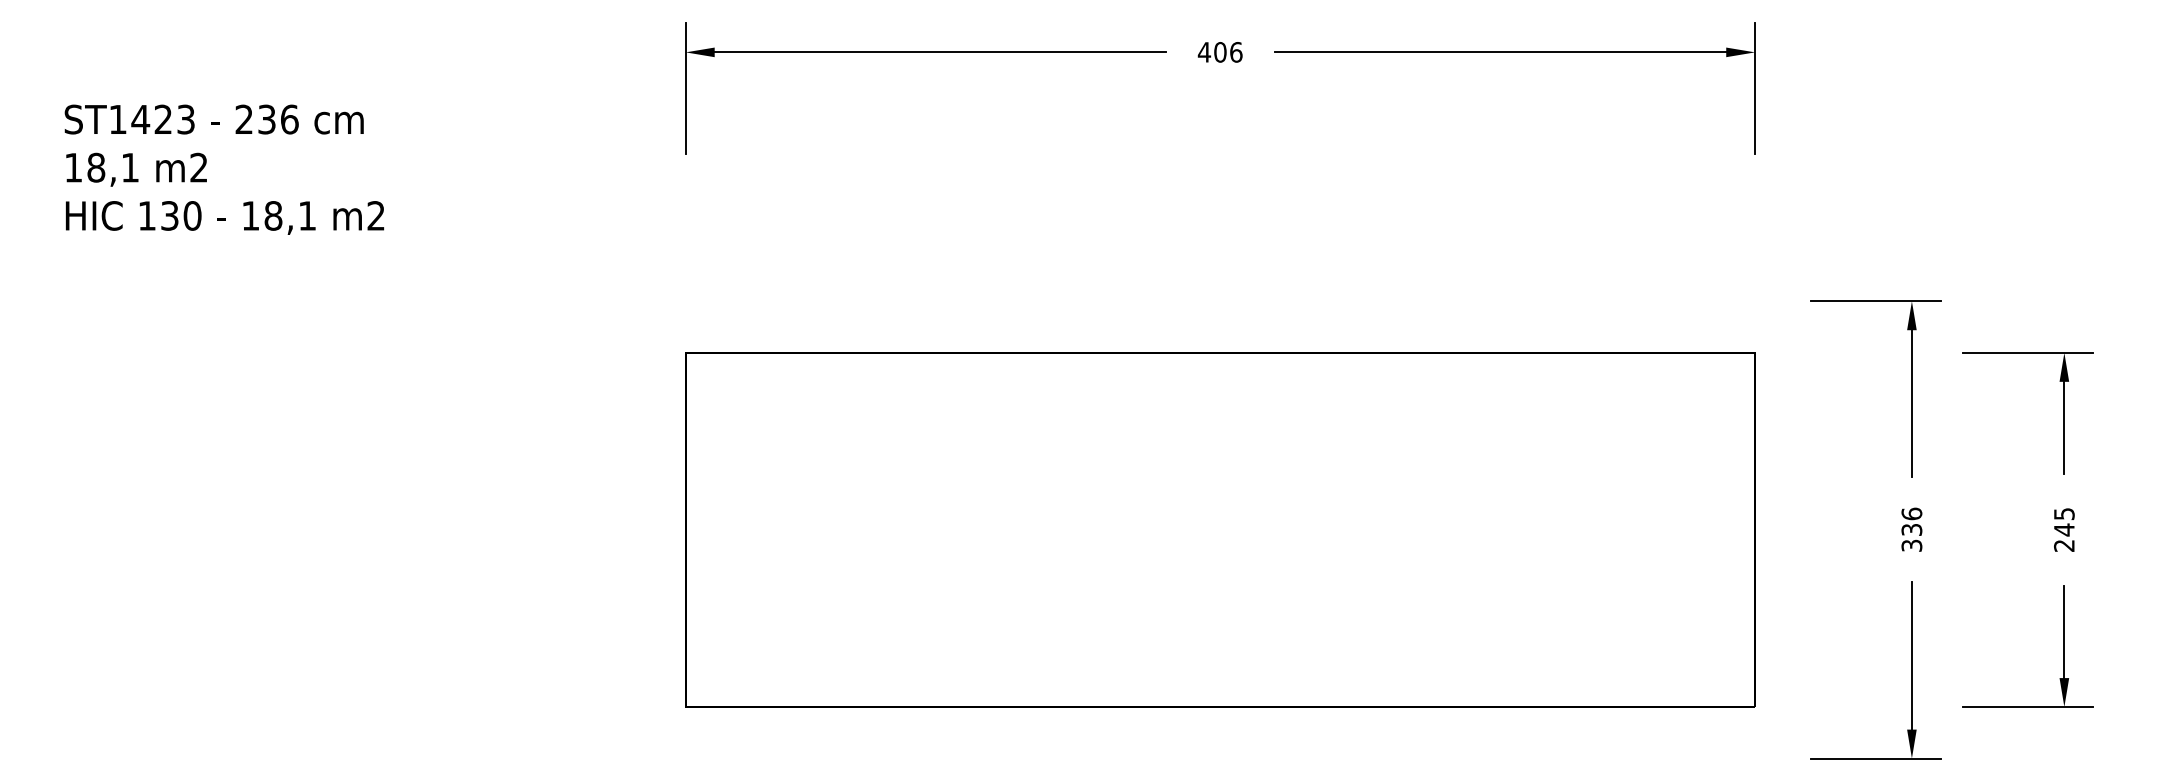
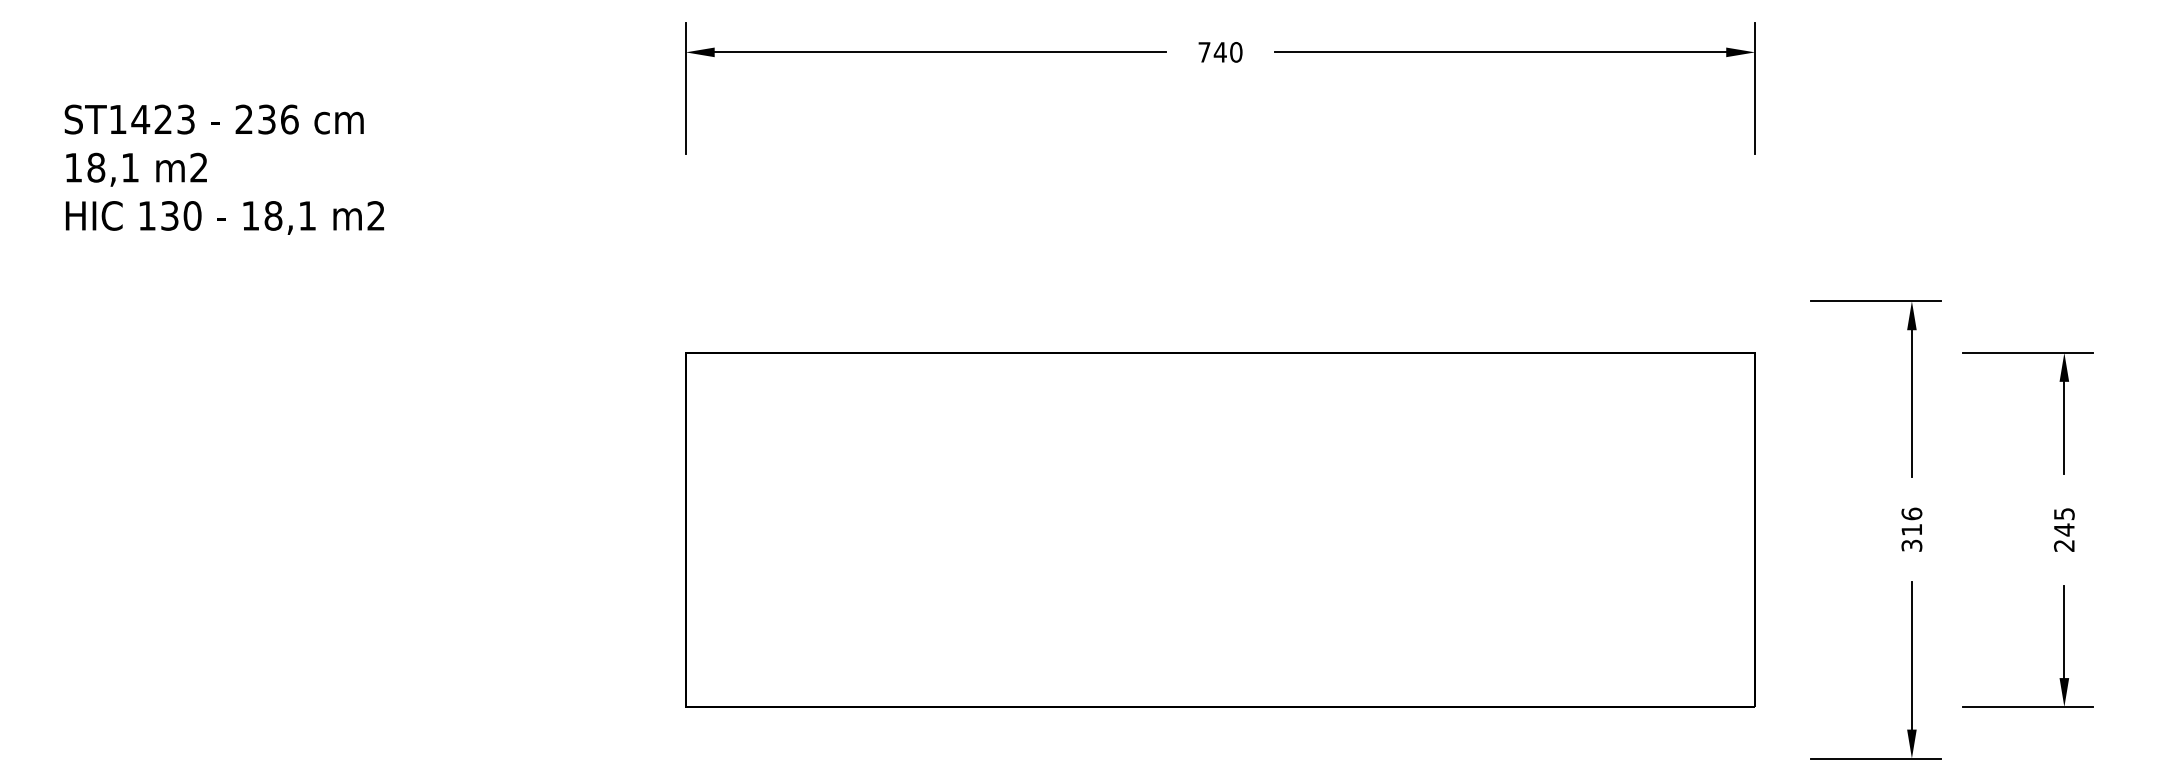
text: 406 -> 740 (1219, 52)
text: 336 -> 316 (1911, 529)
